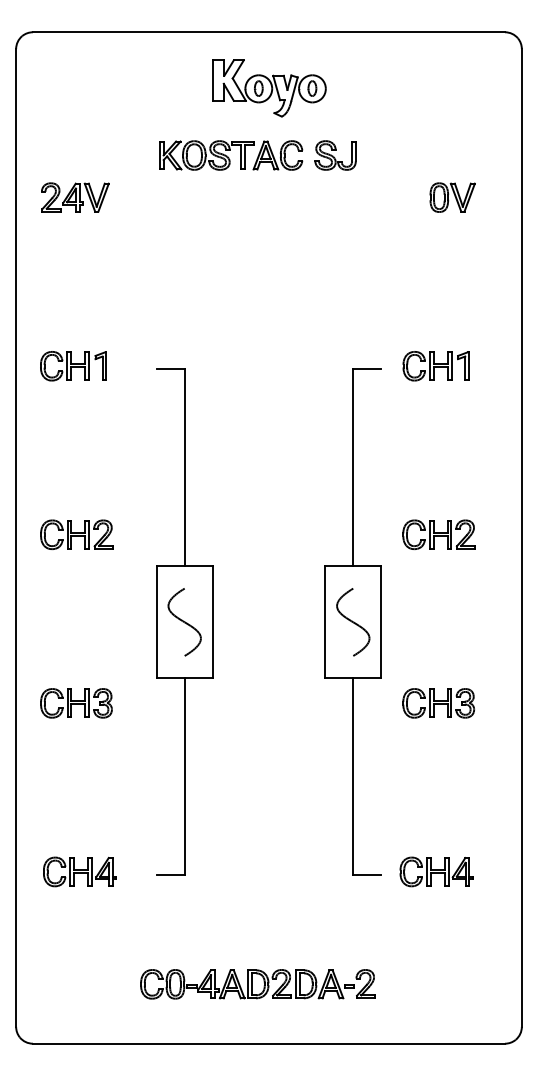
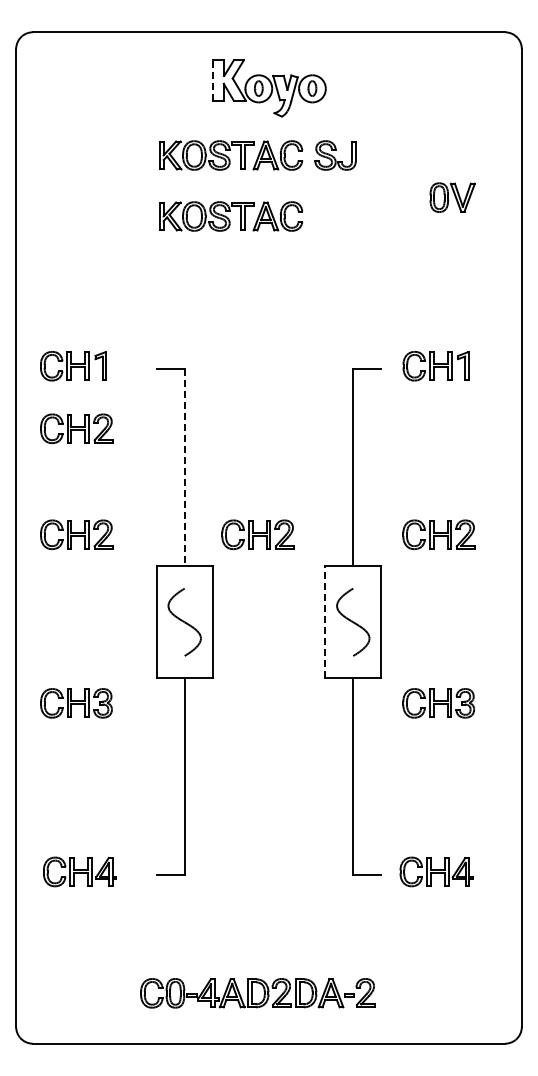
line: solid -> dashed (212, 80)
part: present -> none (75, 197)
part: none -> present (231, 216)
part: none -> present (76, 428)
line: solid -> dashed (184, 468)
part: none -> present (257, 534)
line: solid -> dashed (325, 621)
part position: (257, 984) -> (257, 993) (257, 993)
